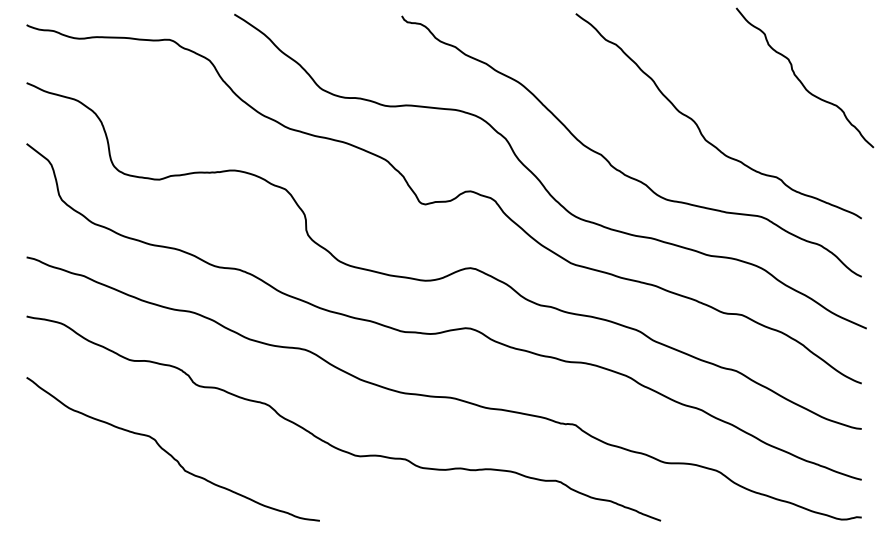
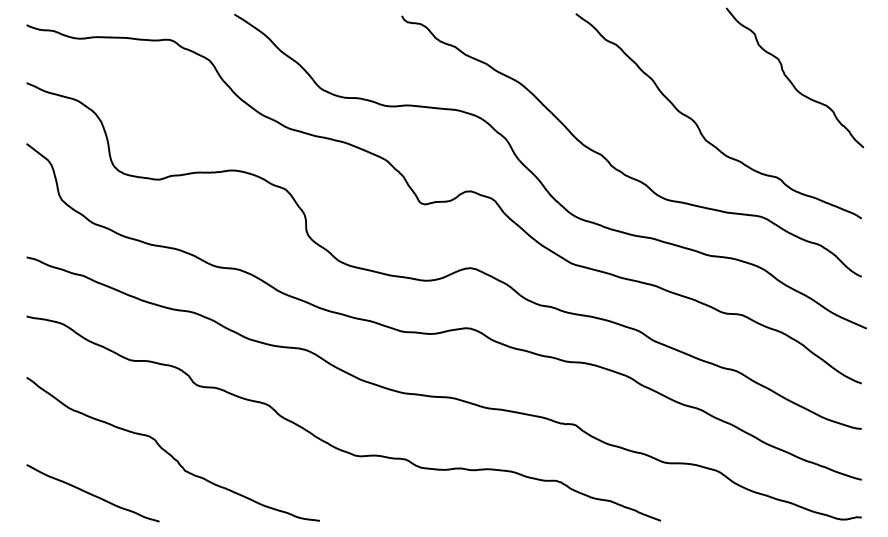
curve position: (800, 80) -> (790, 80) (790, 80)
curve: none -> present (91, 493)
